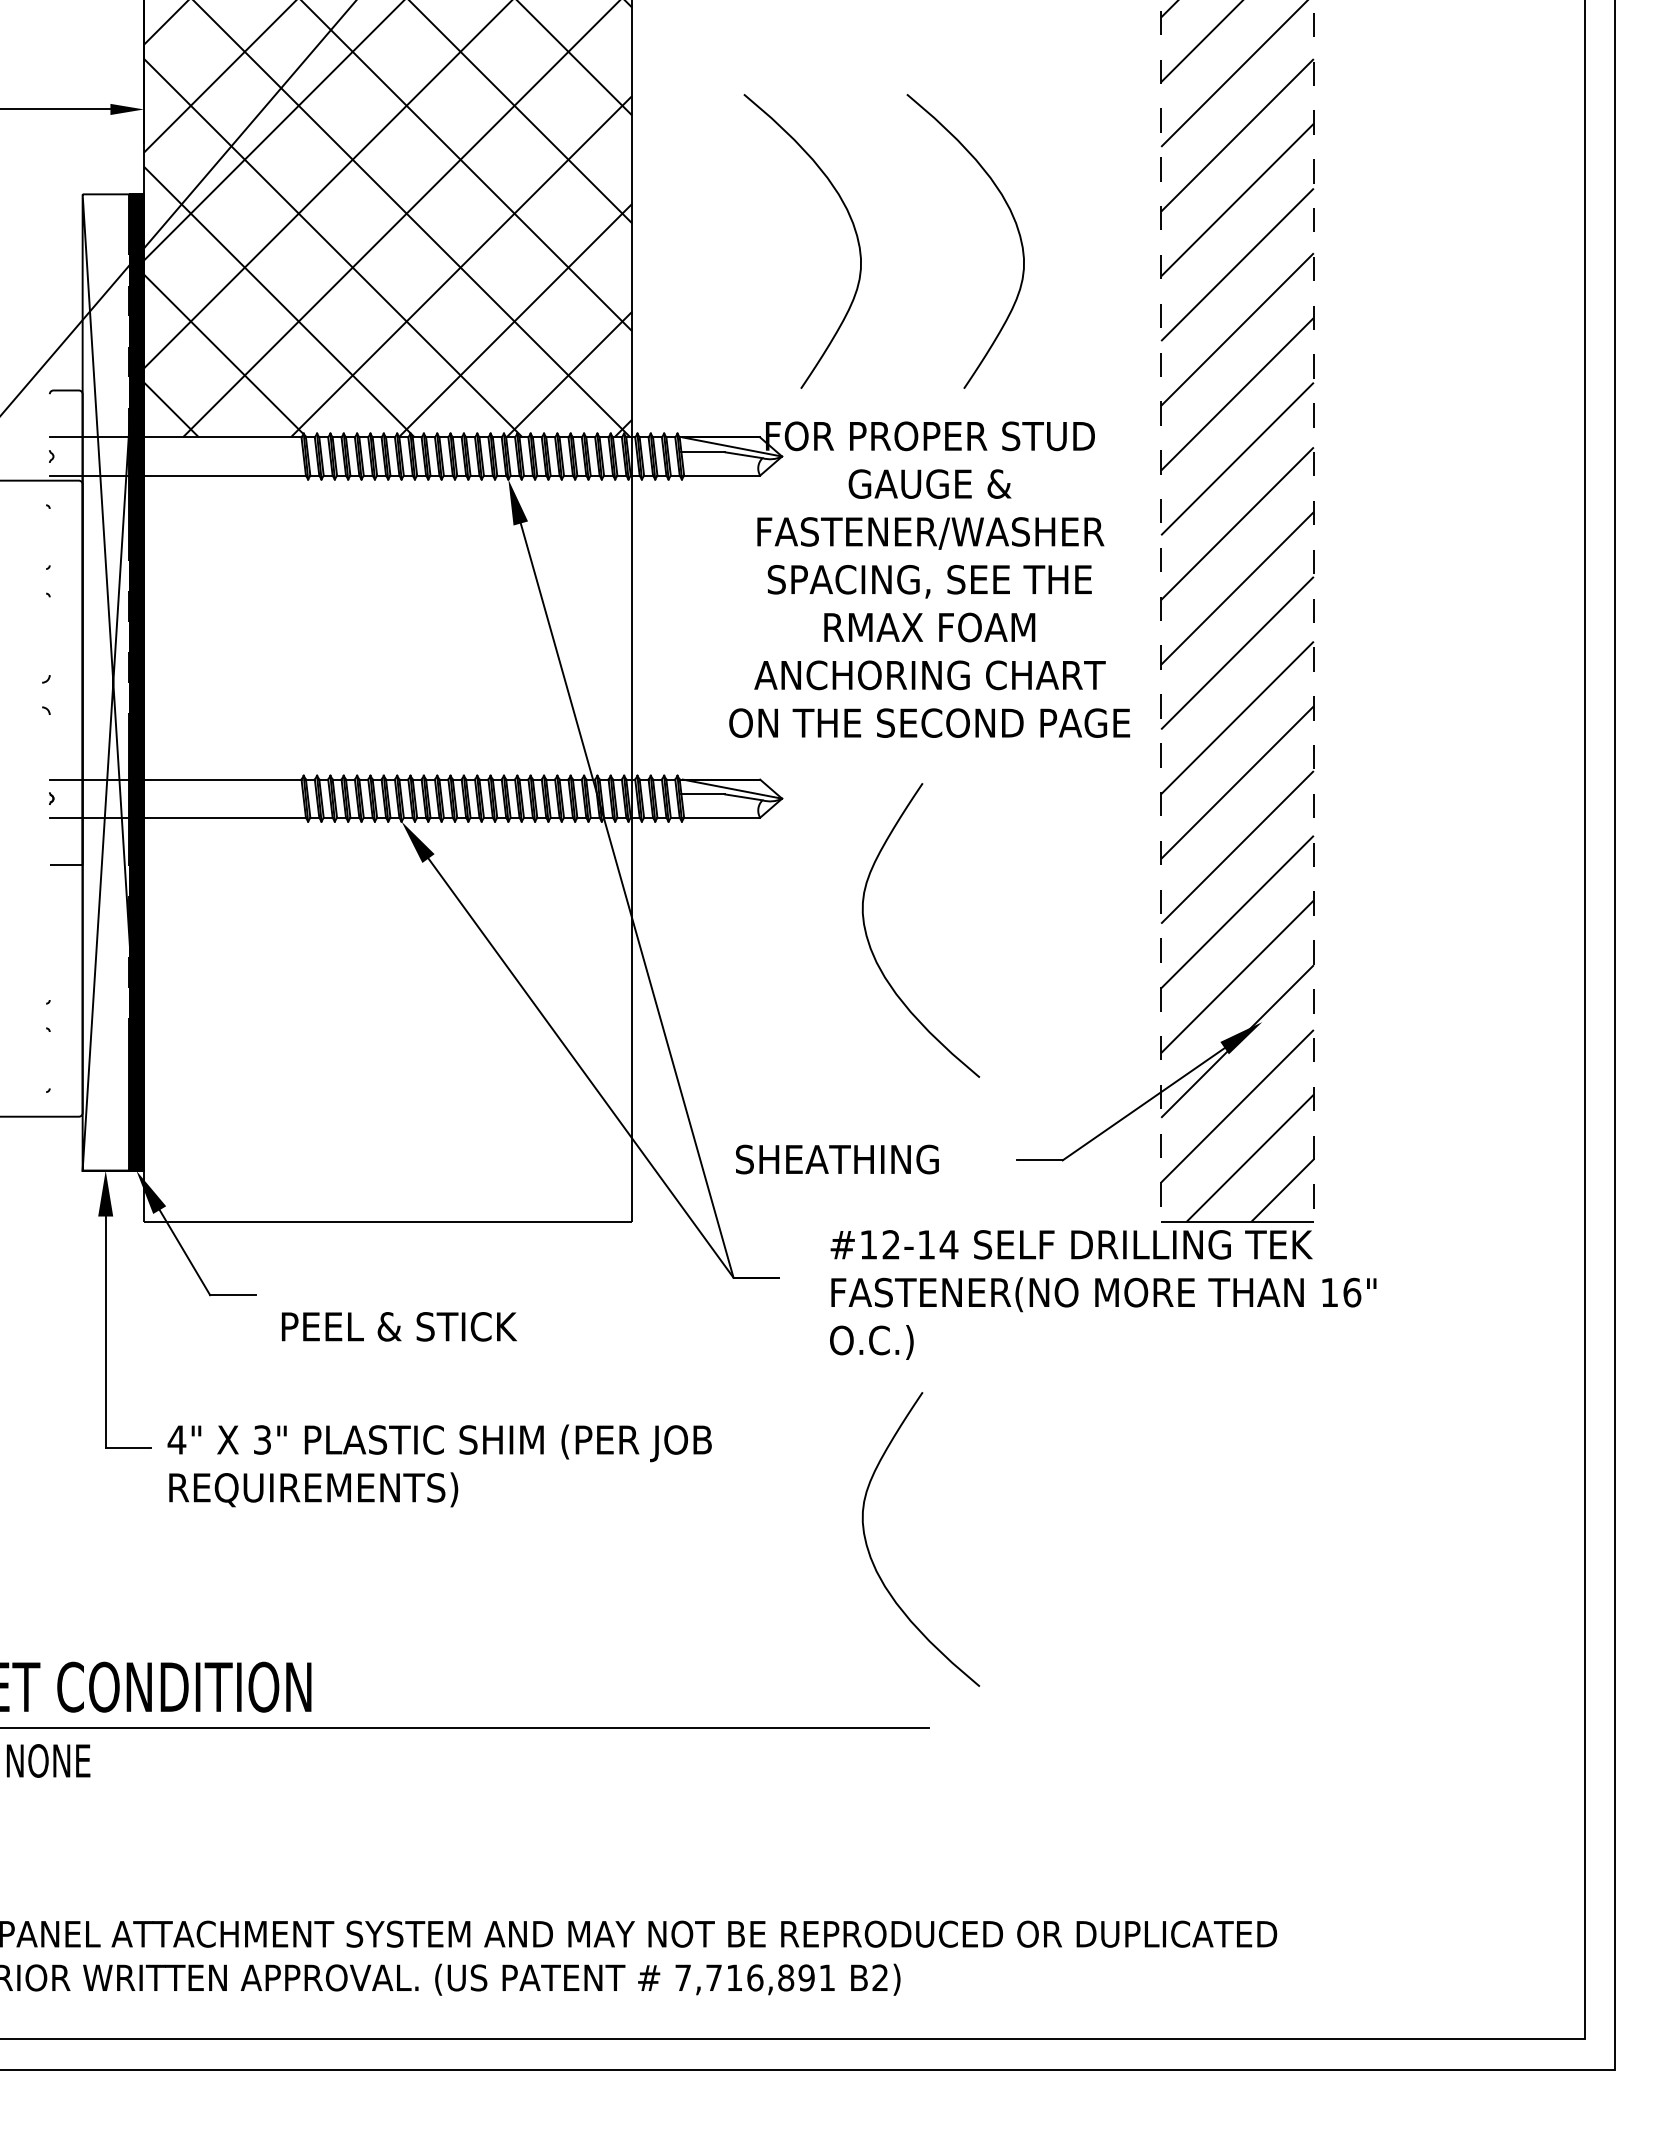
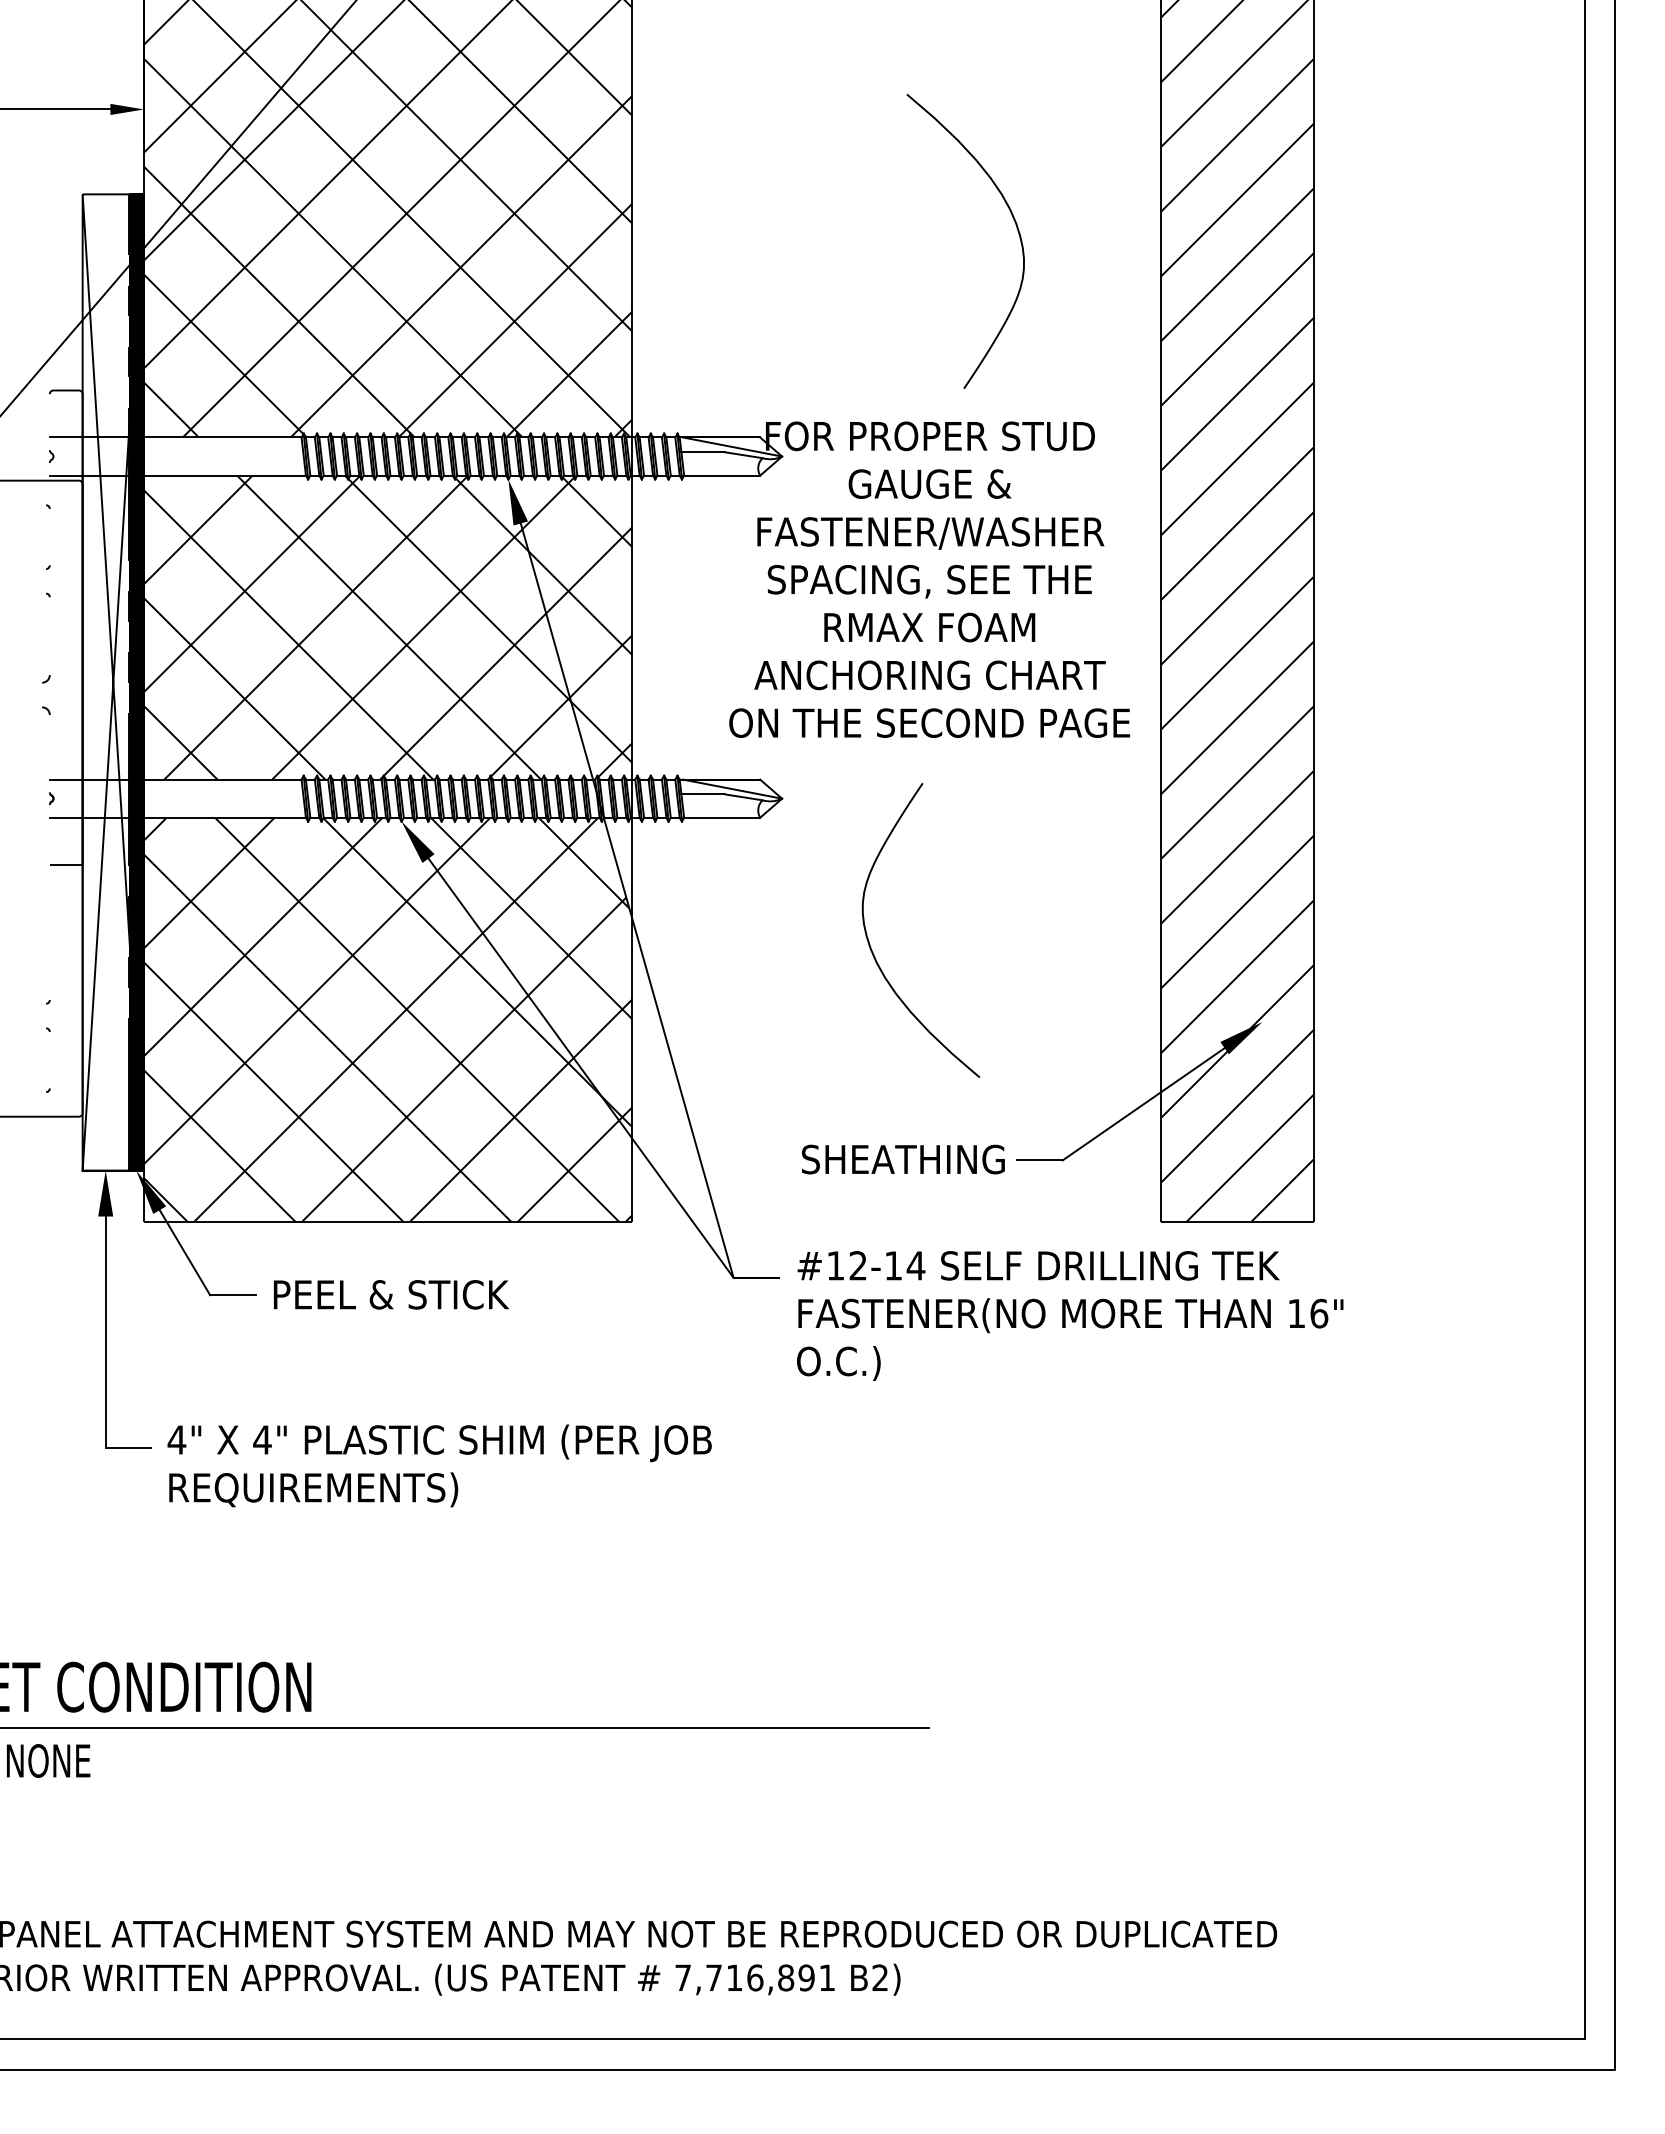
curve: present -> none (850, 220)
line: dashed -> solid (1161, 611)
line: dashed -> solid (1313, 611)
hatch: none -> present (388, 627)
hatch: none -> present (388, 1019)
text position: (837, 1159) -> (903, 1159) (903, 1159)
text position: (1103, 1294) -> (1070, 1315) (1070, 1315)
text position: (399, 1326) -> (391, 1294) (391, 1294)
text: 3" -> 4" (262, 1439)
curve: present -> none (871, 1556)
